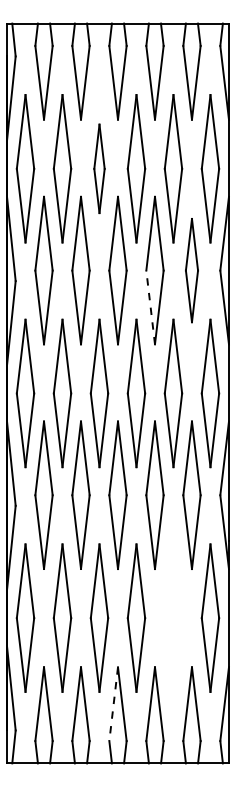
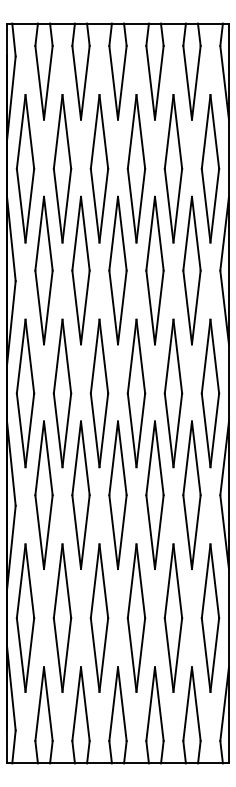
part size: 13x92 px -> 21x150 px (99, 168)
part size: 14x106 px -> 20x151 px (191, 270)
line: dashed -> solid (150, 307)
part: none -> present (173, 617)
line: dashed -> solid (113, 704)
